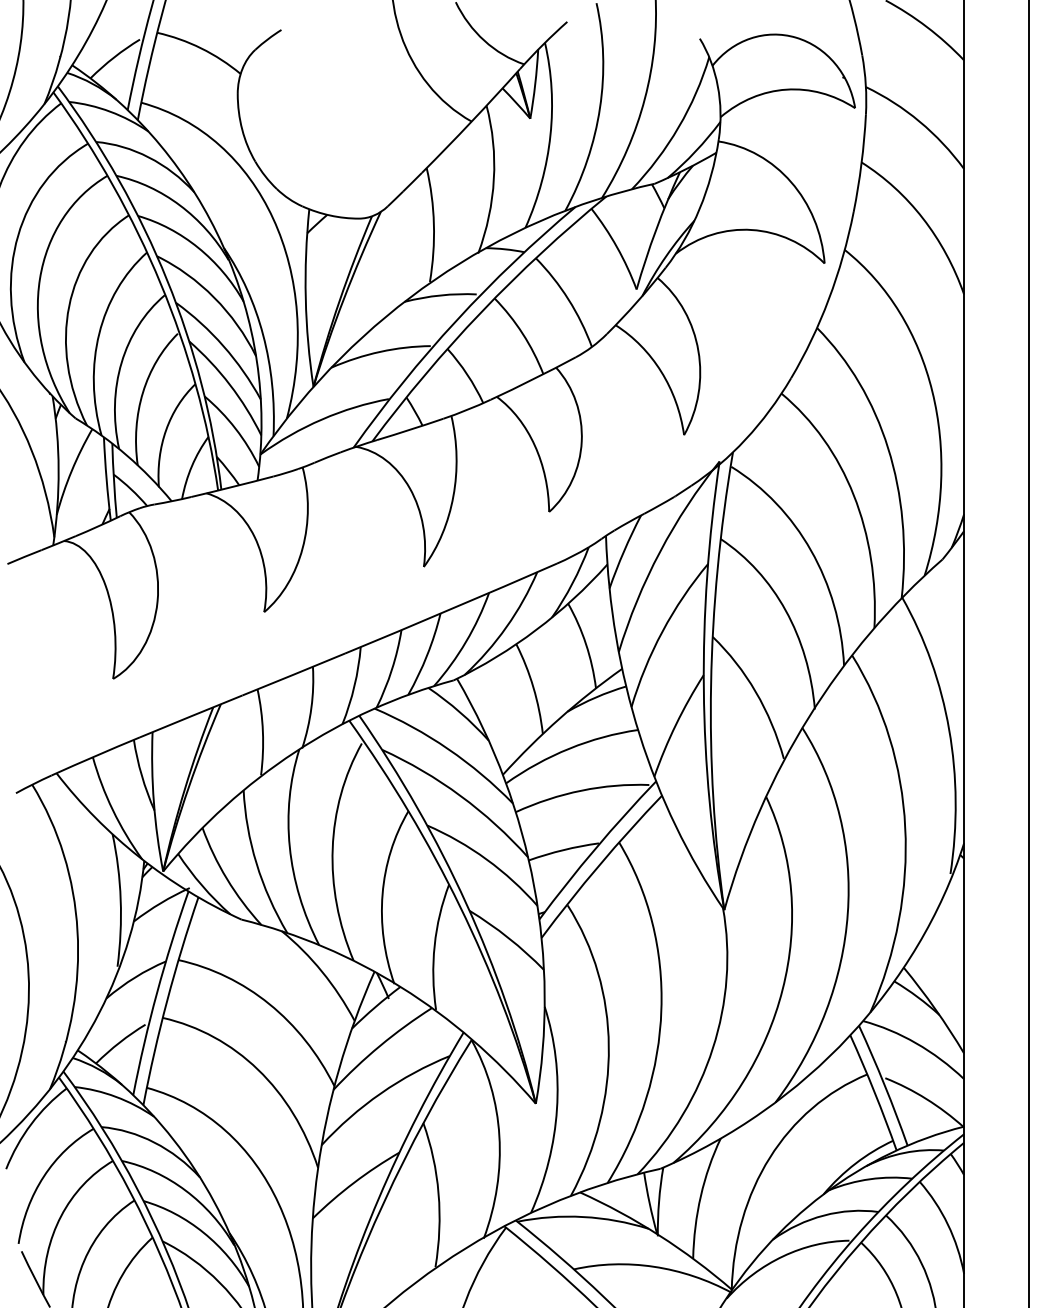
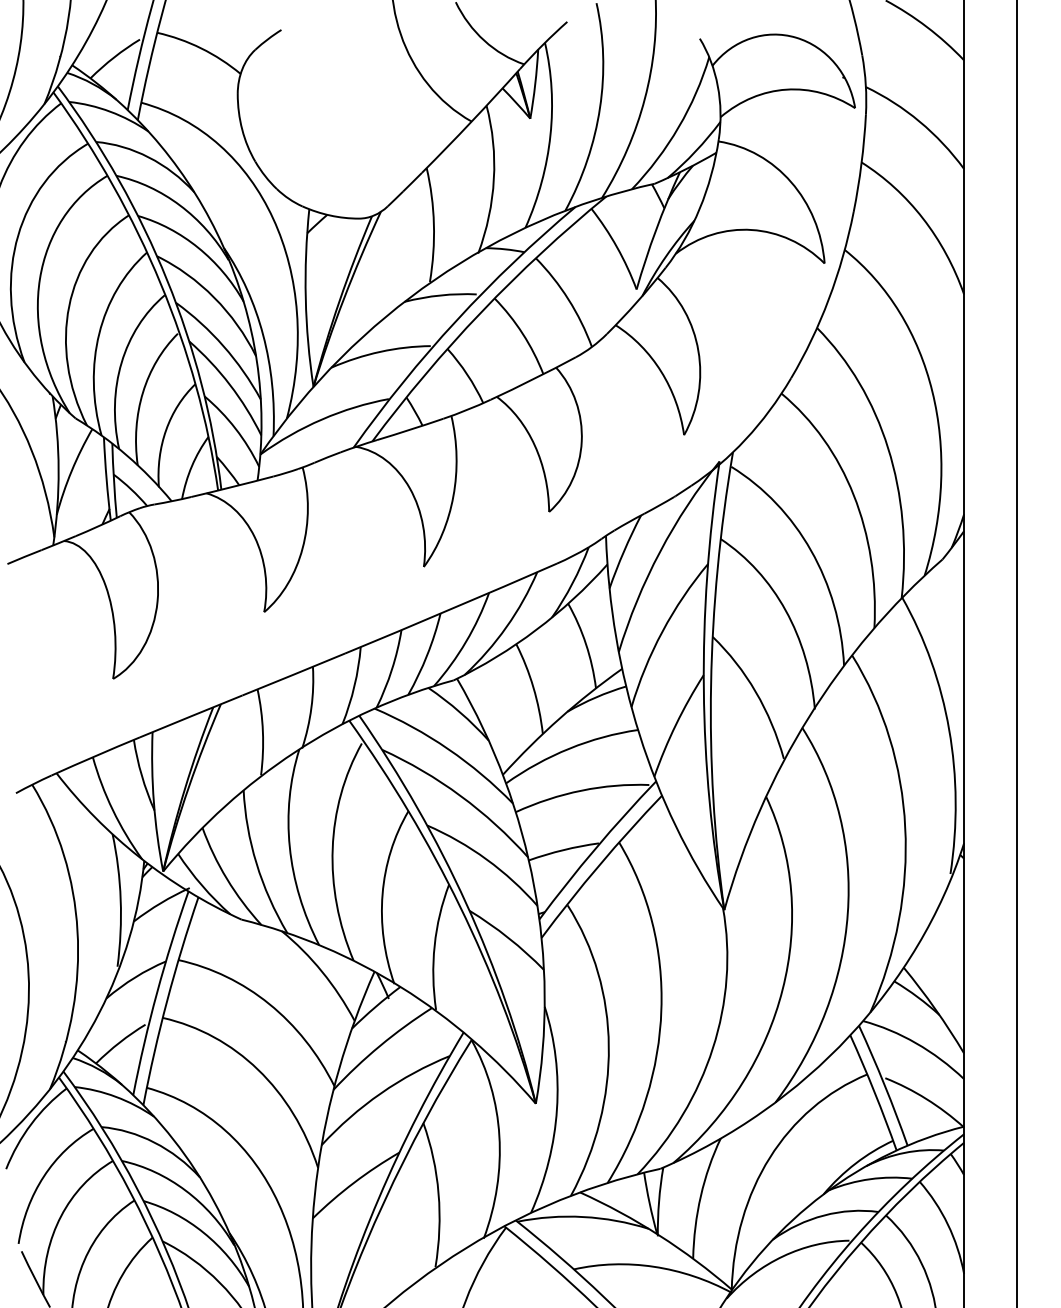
line position: (1029, 653) -> (1017, 653) (1017, 653)
